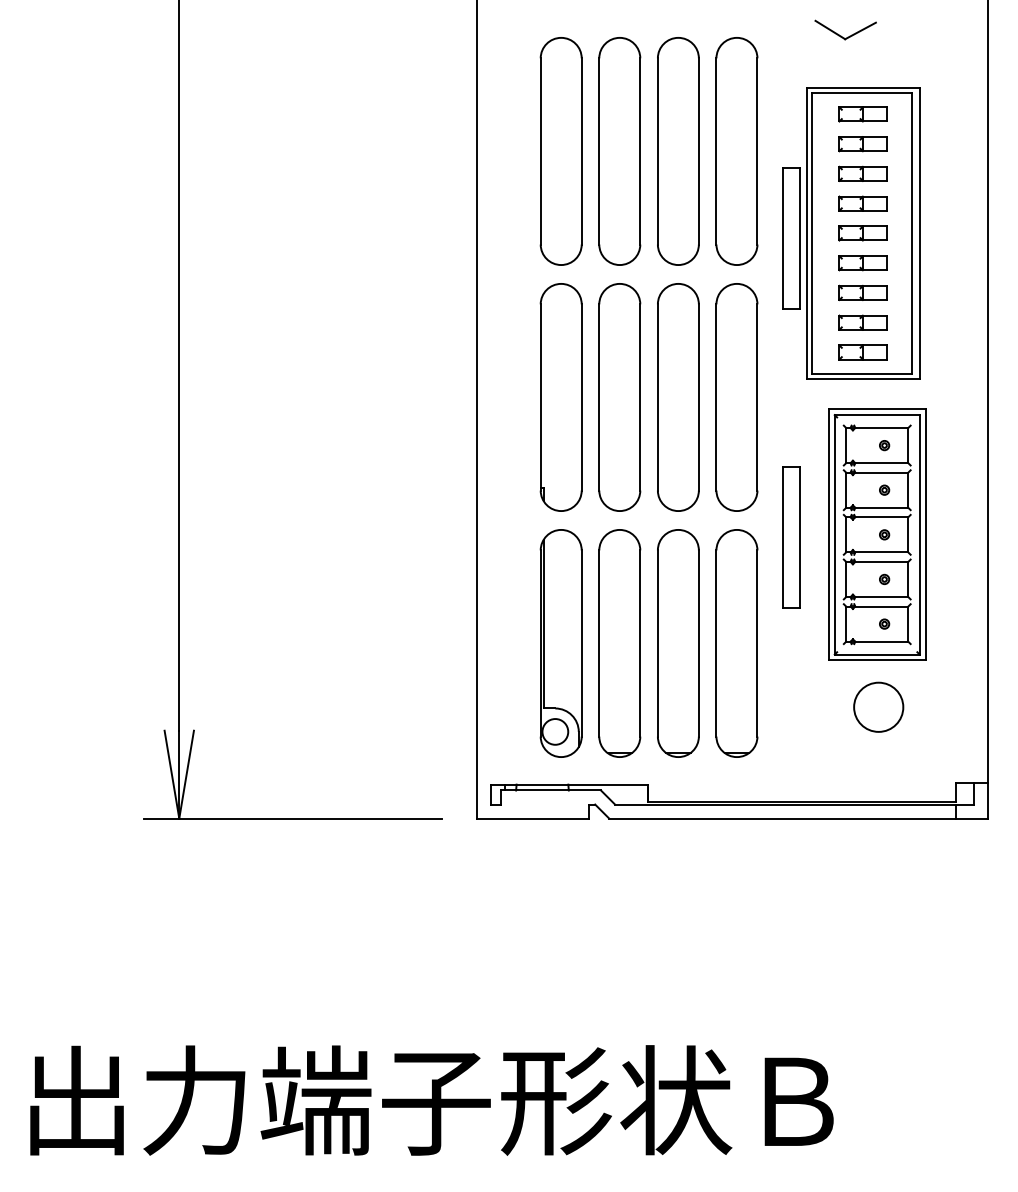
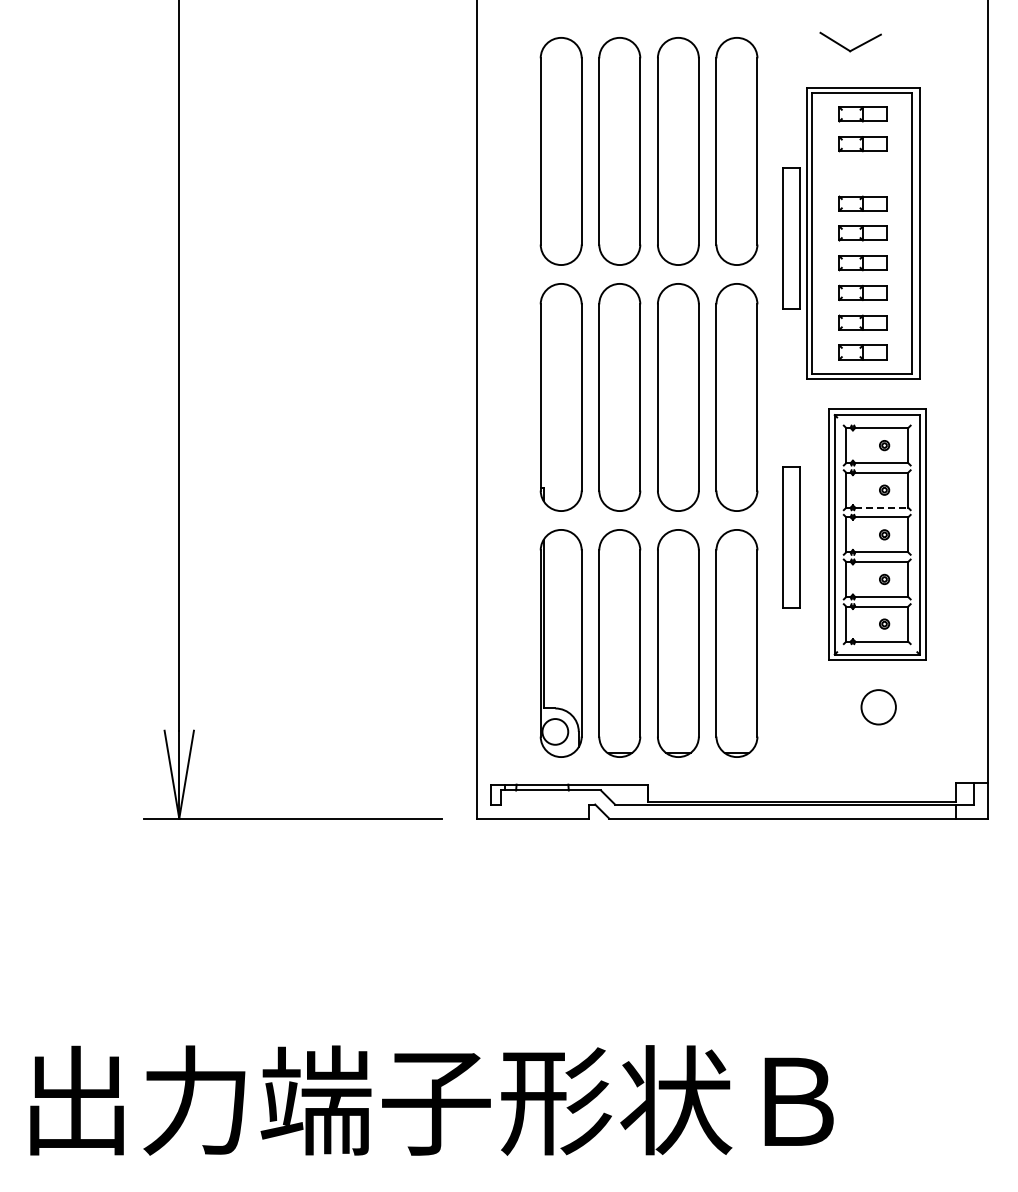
part position: (841, 35) -> (846, 47) (846, 47)
part: present -> none (862, 173)
line: solid -> dashed (881, 507)
circle diameter: 49 px -> 34 px (878, 707)
